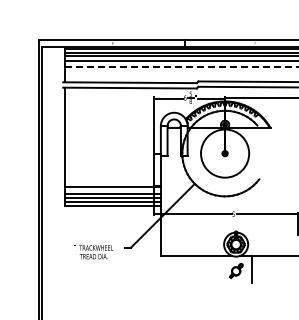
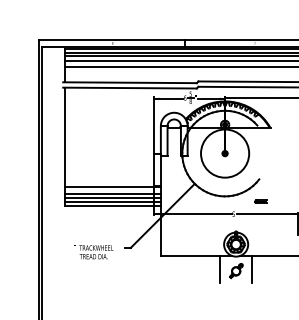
line: dashed -> solid (181, 67)
part: none -> present (260, 201)
line: none -> present (220, 268)
